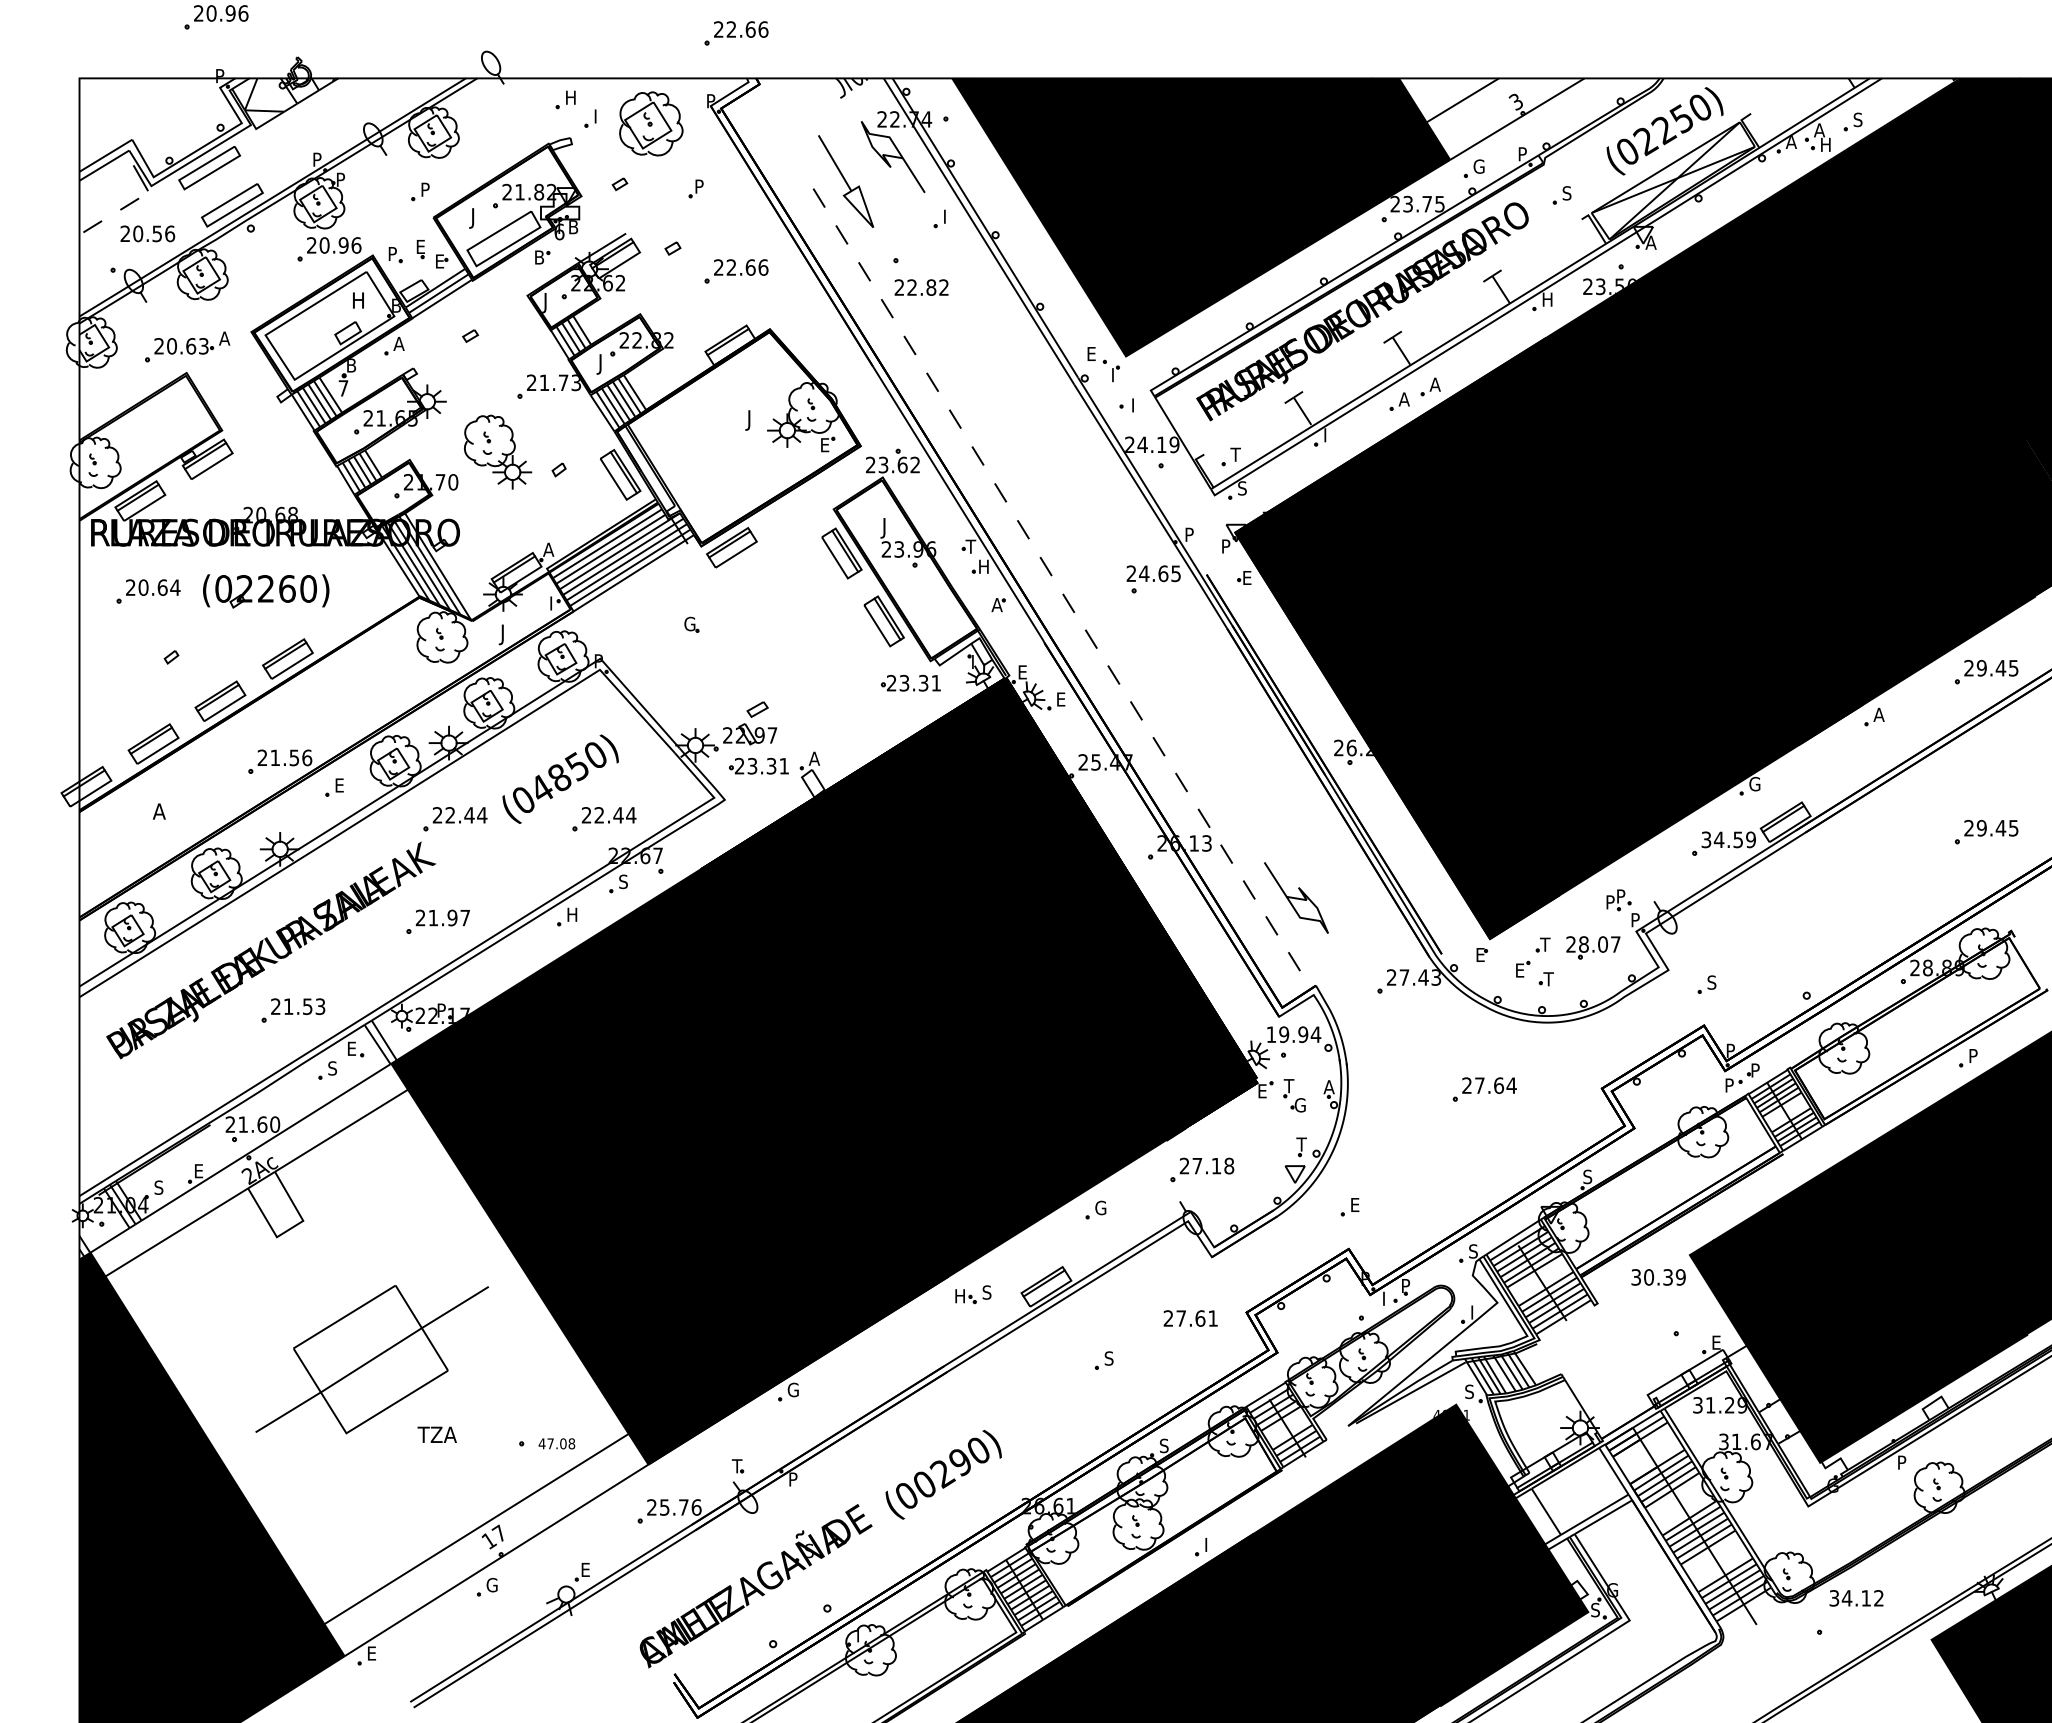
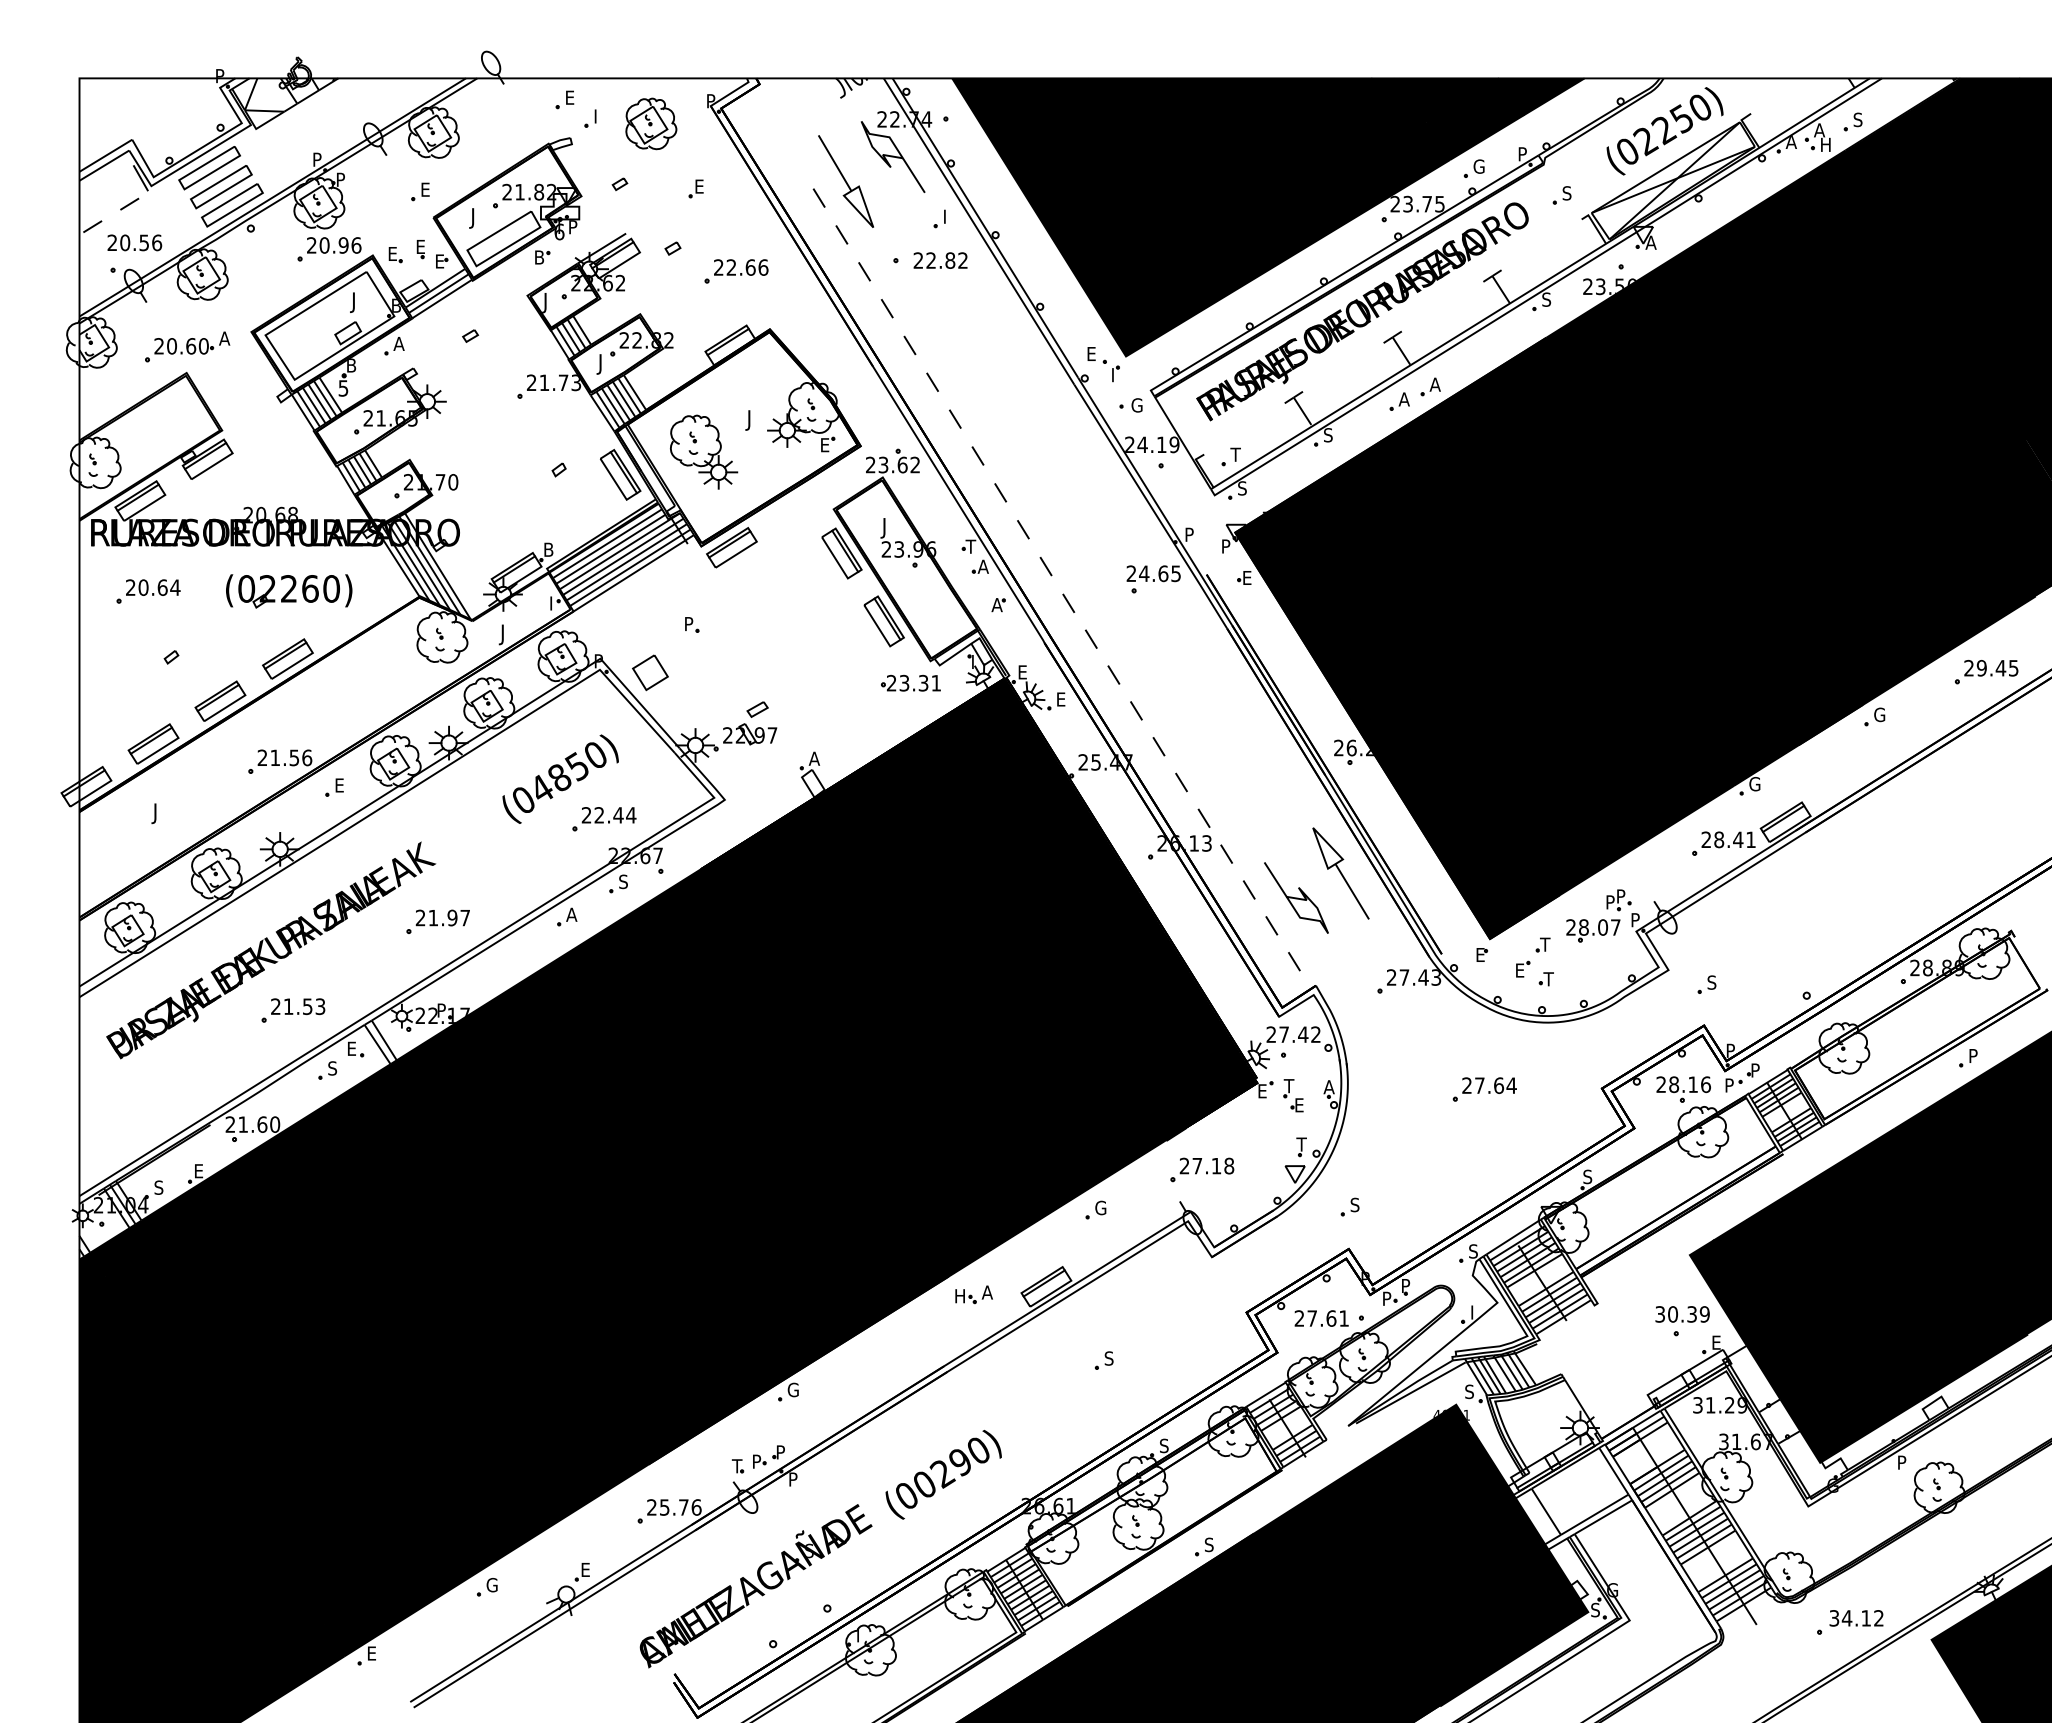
part: present -> none (216, 17)
part: present -> none (736, 33)
text: H -> E (571, 97)
fill: none -> present (1491, 118)
part size: 65x66 px -> 53x54 px (651, 123)
text: P -> E (700, 186)
part: none -> present (221, 187)
text: P -> E (426, 189)
text: B -> P (574, 227)
text position: (147, 233) -> (134, 242) (134, 242)
text: P -> E (393, 253)
text position: (921, 287) -> (940, 260) (940, 260)
text: H -> S (1547, 299)
text: H -> J (356, 302)
text: 20.63 -> 20.60 (203, 346)
text: 7 -> 5 (343, 388)
text: I -> G (1136, 405)
text: I -> S (1328, 435)
part position: (498, 451) -> (704, 451) (704, 451)
text: A -> B (548, 549)
text: H -> A (982, 566)
part position: (266, 591) -> (289, 591) (289, 591)
text: G -> P (689, 623)
part: none -> present (650, 672)
text: A -> G (1879, 714)
part: present -> none (758, 765)
text: A -> J (158, 813)
part: present -> none (455, 819)
part: present -> none (1986, 832)
text: 34.59 -> 28.41 (1728, 839)
part: none -> present (1340, 873)
text: H -> A (571, 914)
part position: (1593, 947) -> (1593, 930) (1593, 930)
text: 19.94 -> 27.42 (1293, 1034)
part: none -> present (1683, 1089)
text: G -> E (1299, 1105)
text: E -> S (1354, 1204)
text position: (1658, 1277) -> (1682, 1314) (1682, 1314)
text: S -> A (986, 1292)
text: I -> P (1387, 1295)
text position: (1190, 1318) -> (1321, 1318) (1321, 1318)
fill: none -> present (369, 1359)
part: none -> present (768, 1456)
text: I -> S (1208, 1544)
text position: (1856, 1598) -> (1856, 1618) (1856, 1618)
